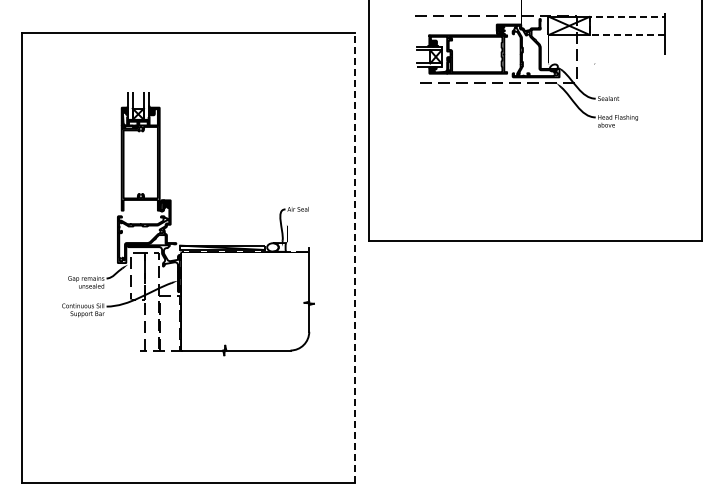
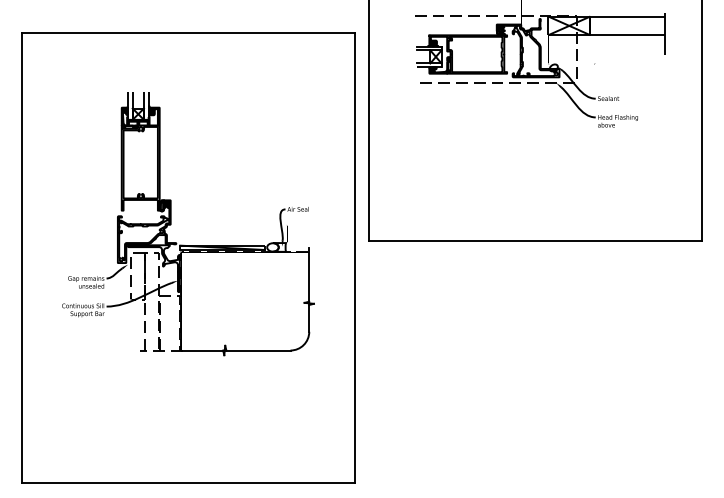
line: dashed -> solid (590, 25)
line: dashed -> solid (354, 258)
